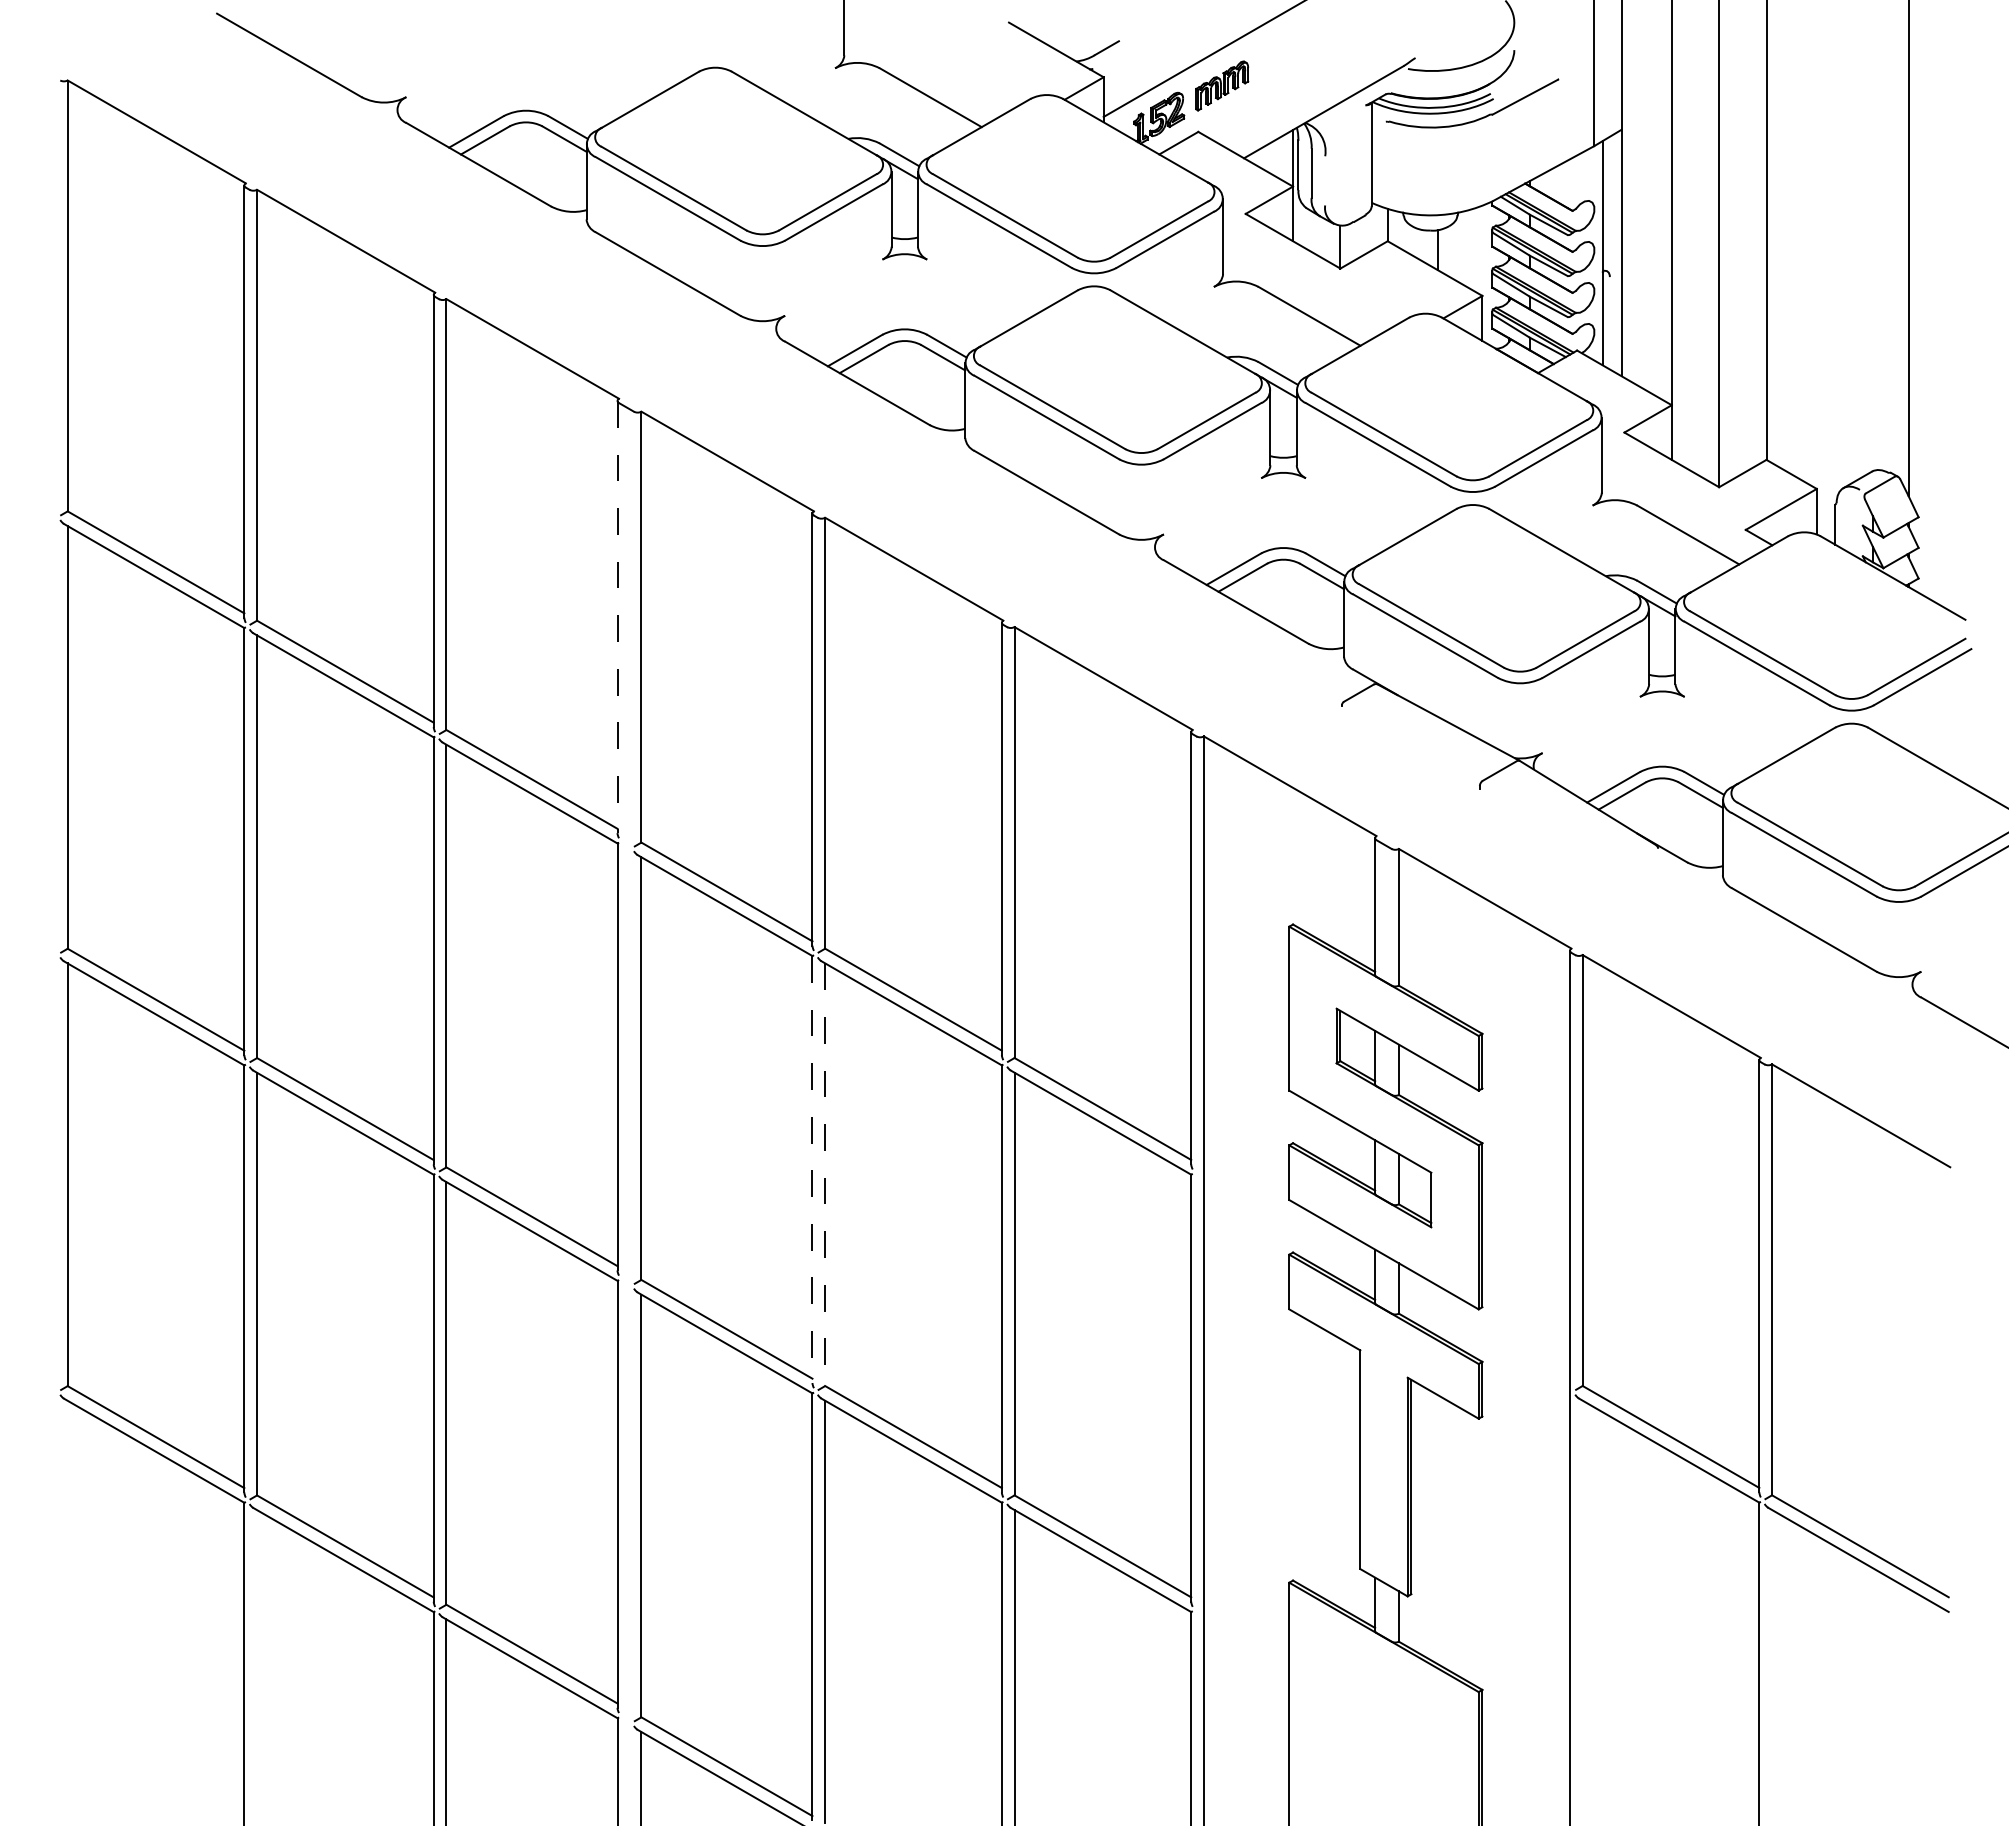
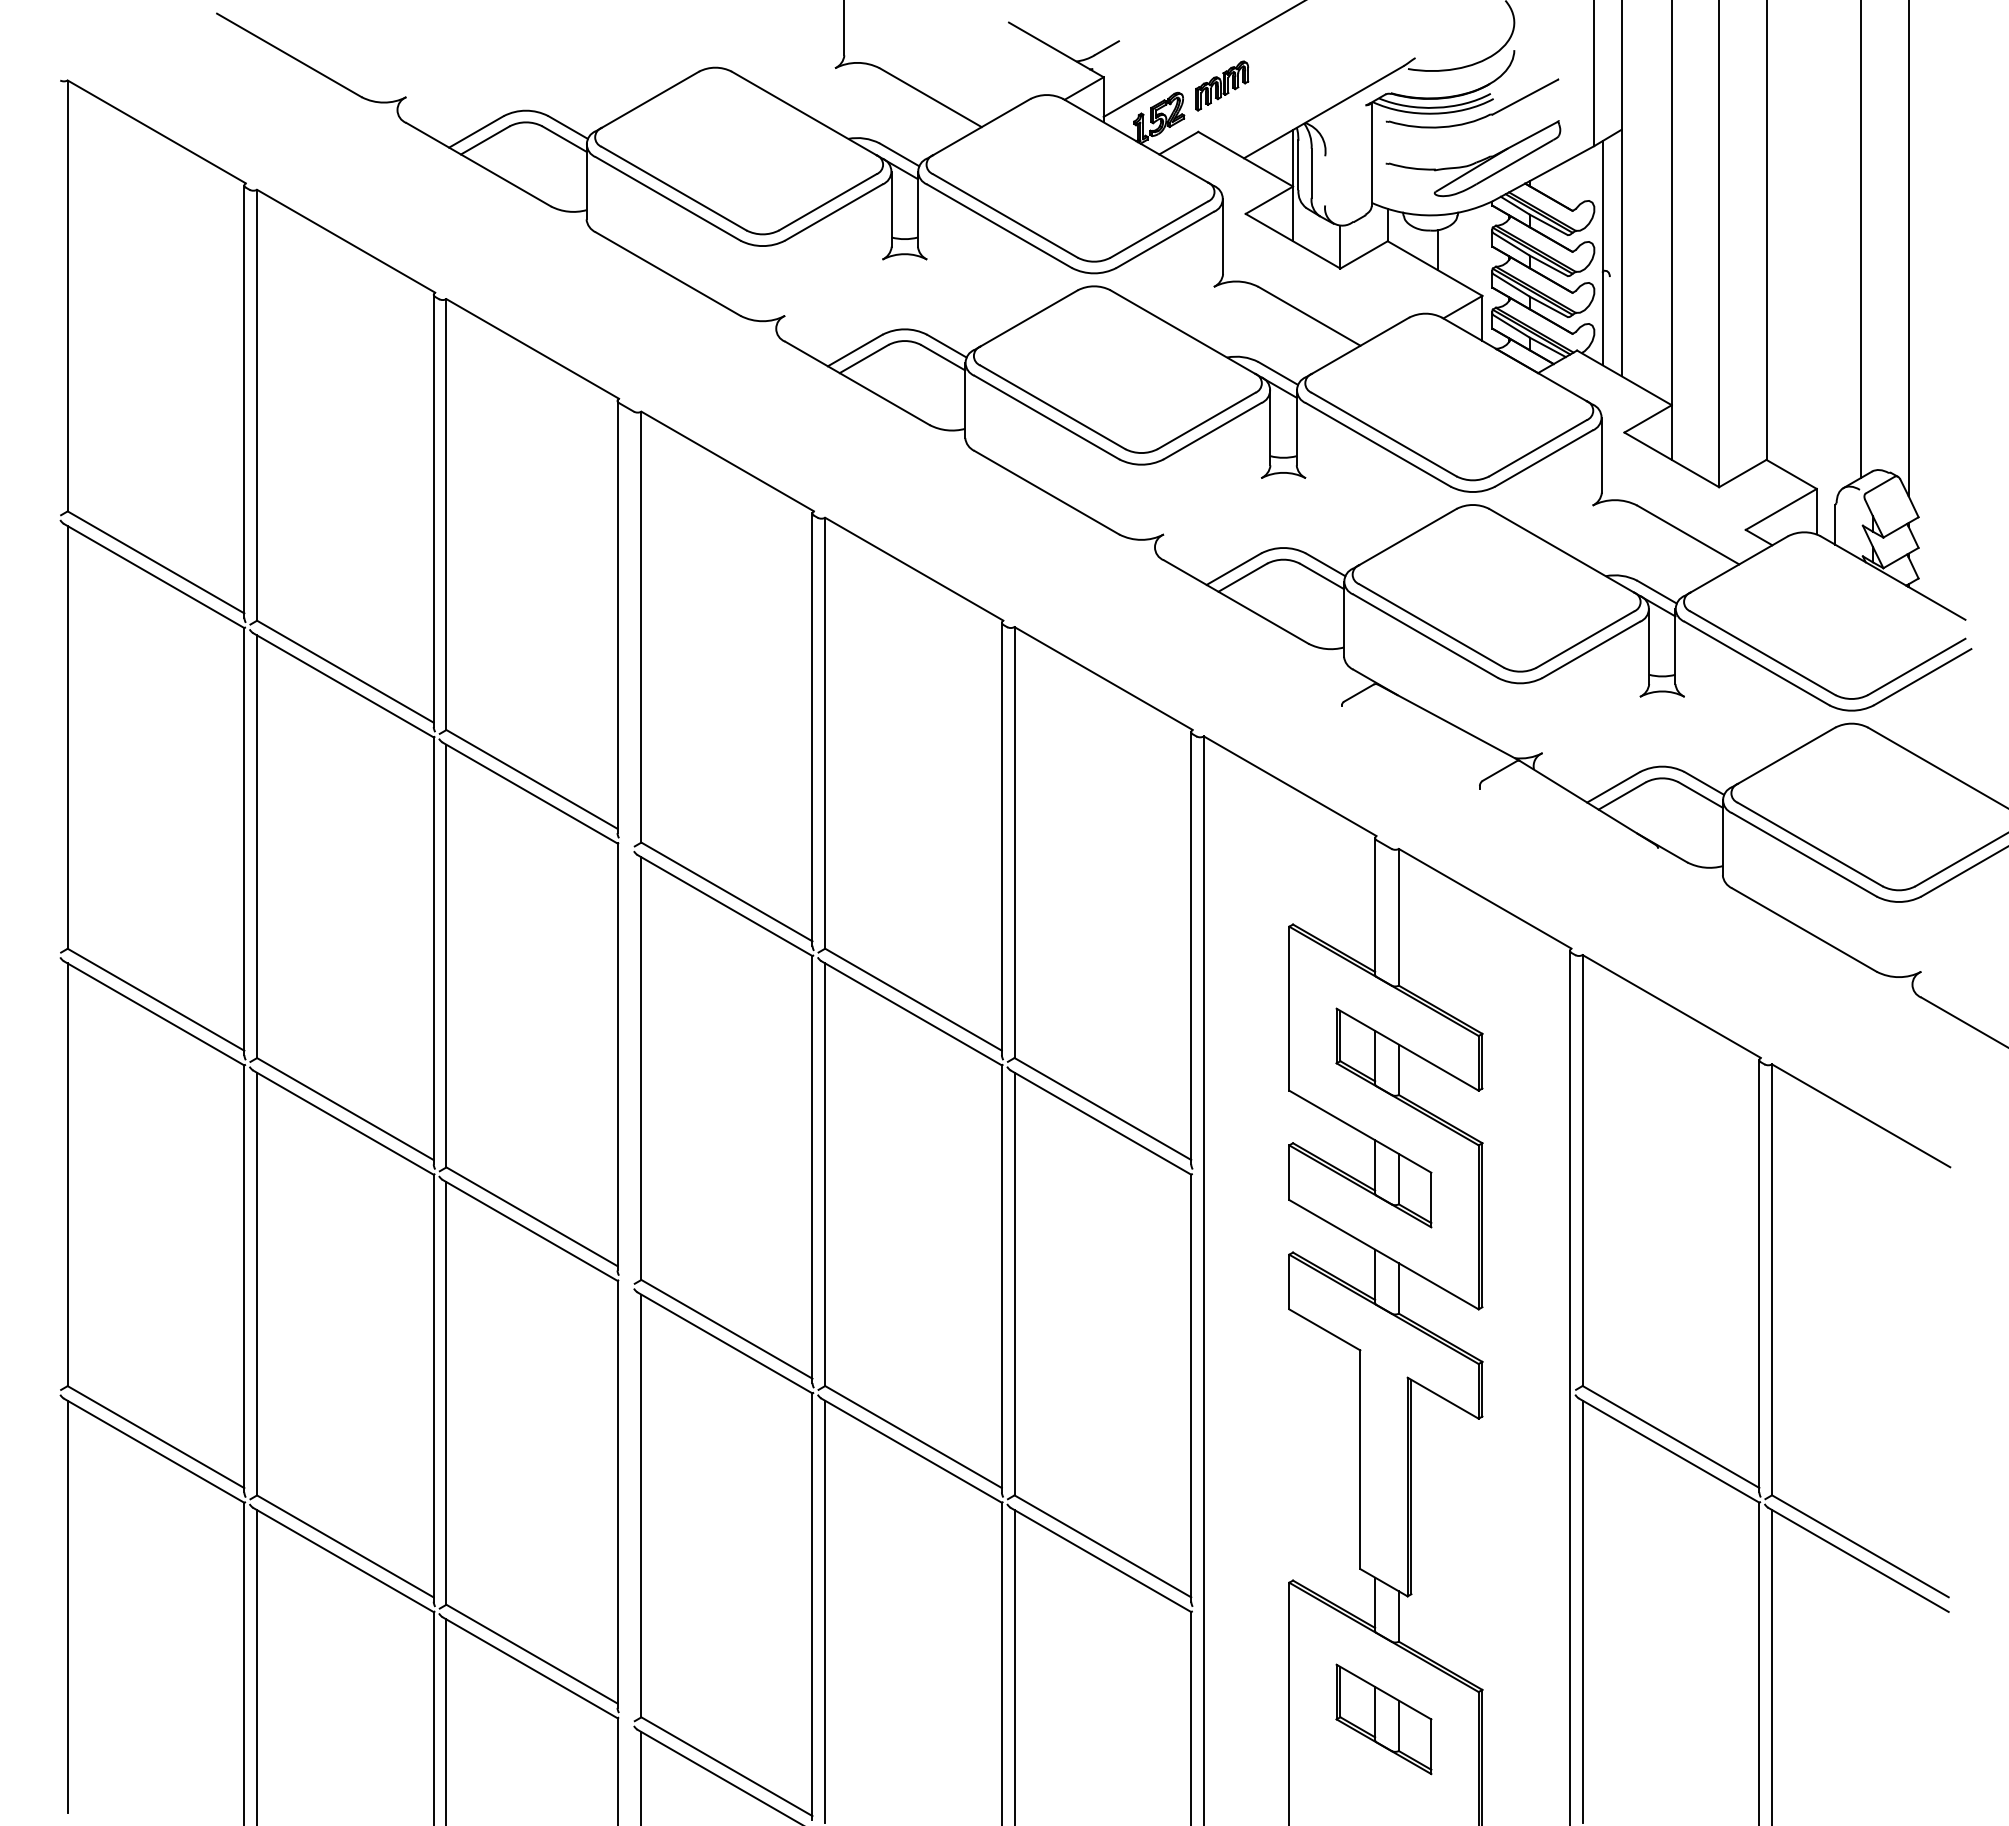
part: none -> present (1473, 158)
line: none -> present (1861, 239)
line: dashed -> solid (617, 617)
line: dashed -> solid (812, 1170)
line: dashed -> solid (825, 1175)
line: none -> present (67, 1606)
line: none -> present (1582, 1611)
line: none -> present (257, 1666)
line: none -> present (1772, 1666)
part: none -> present (1383, 1719)
